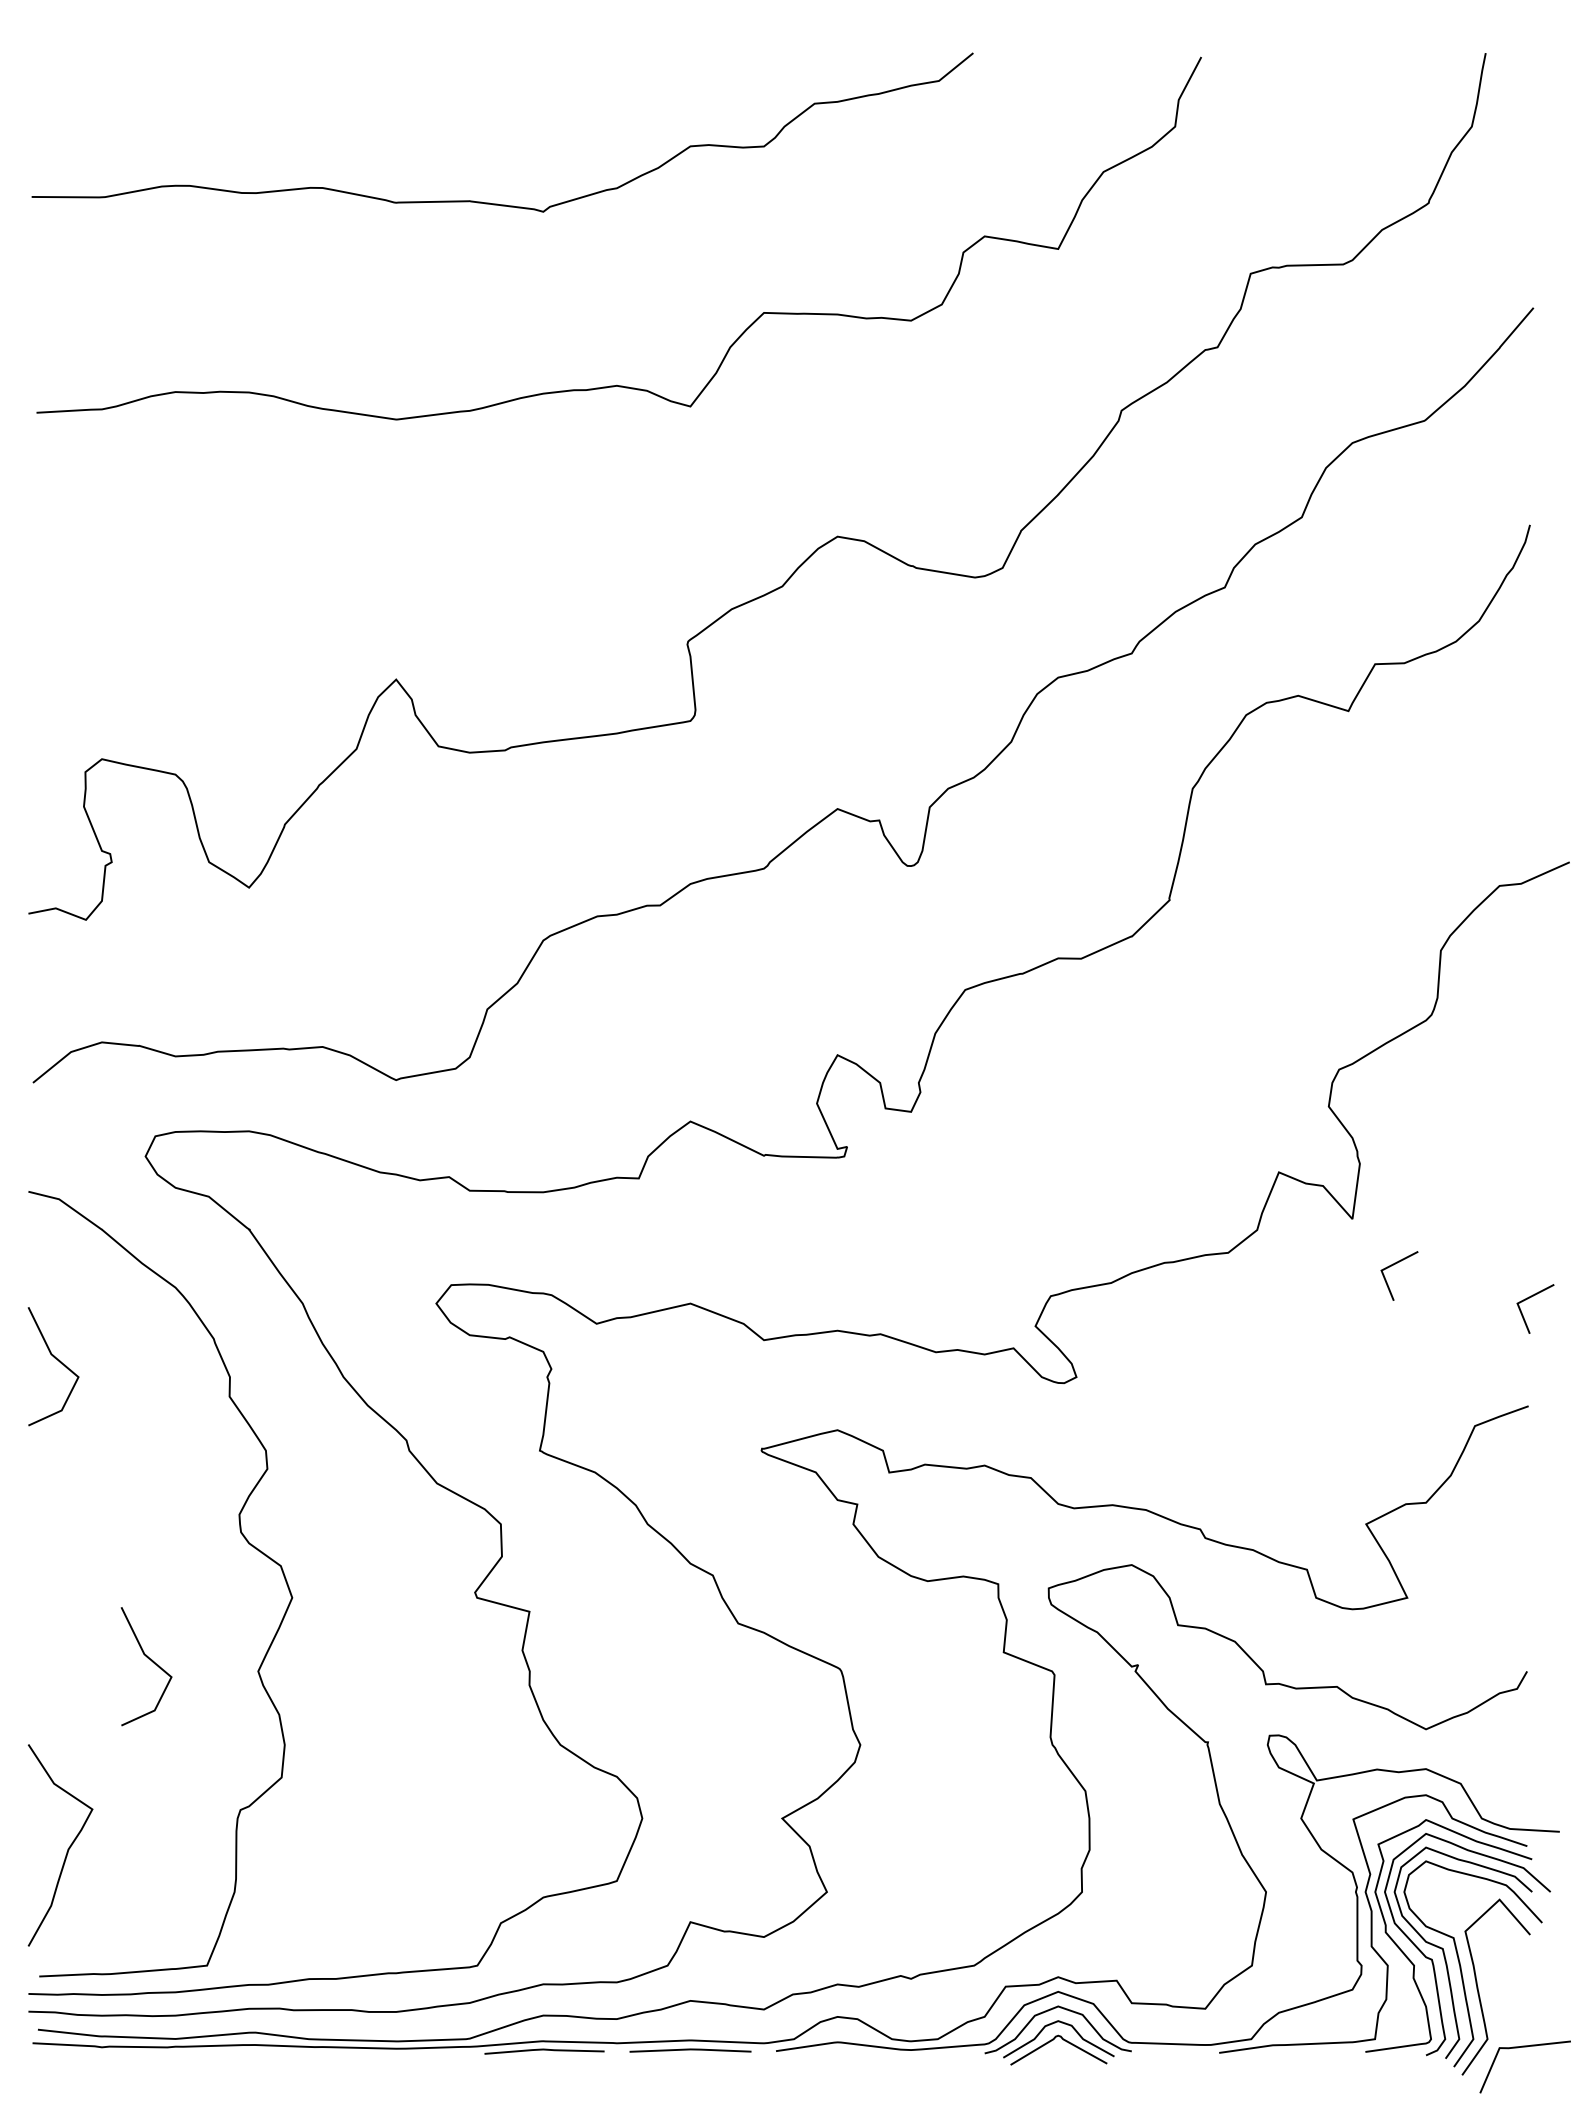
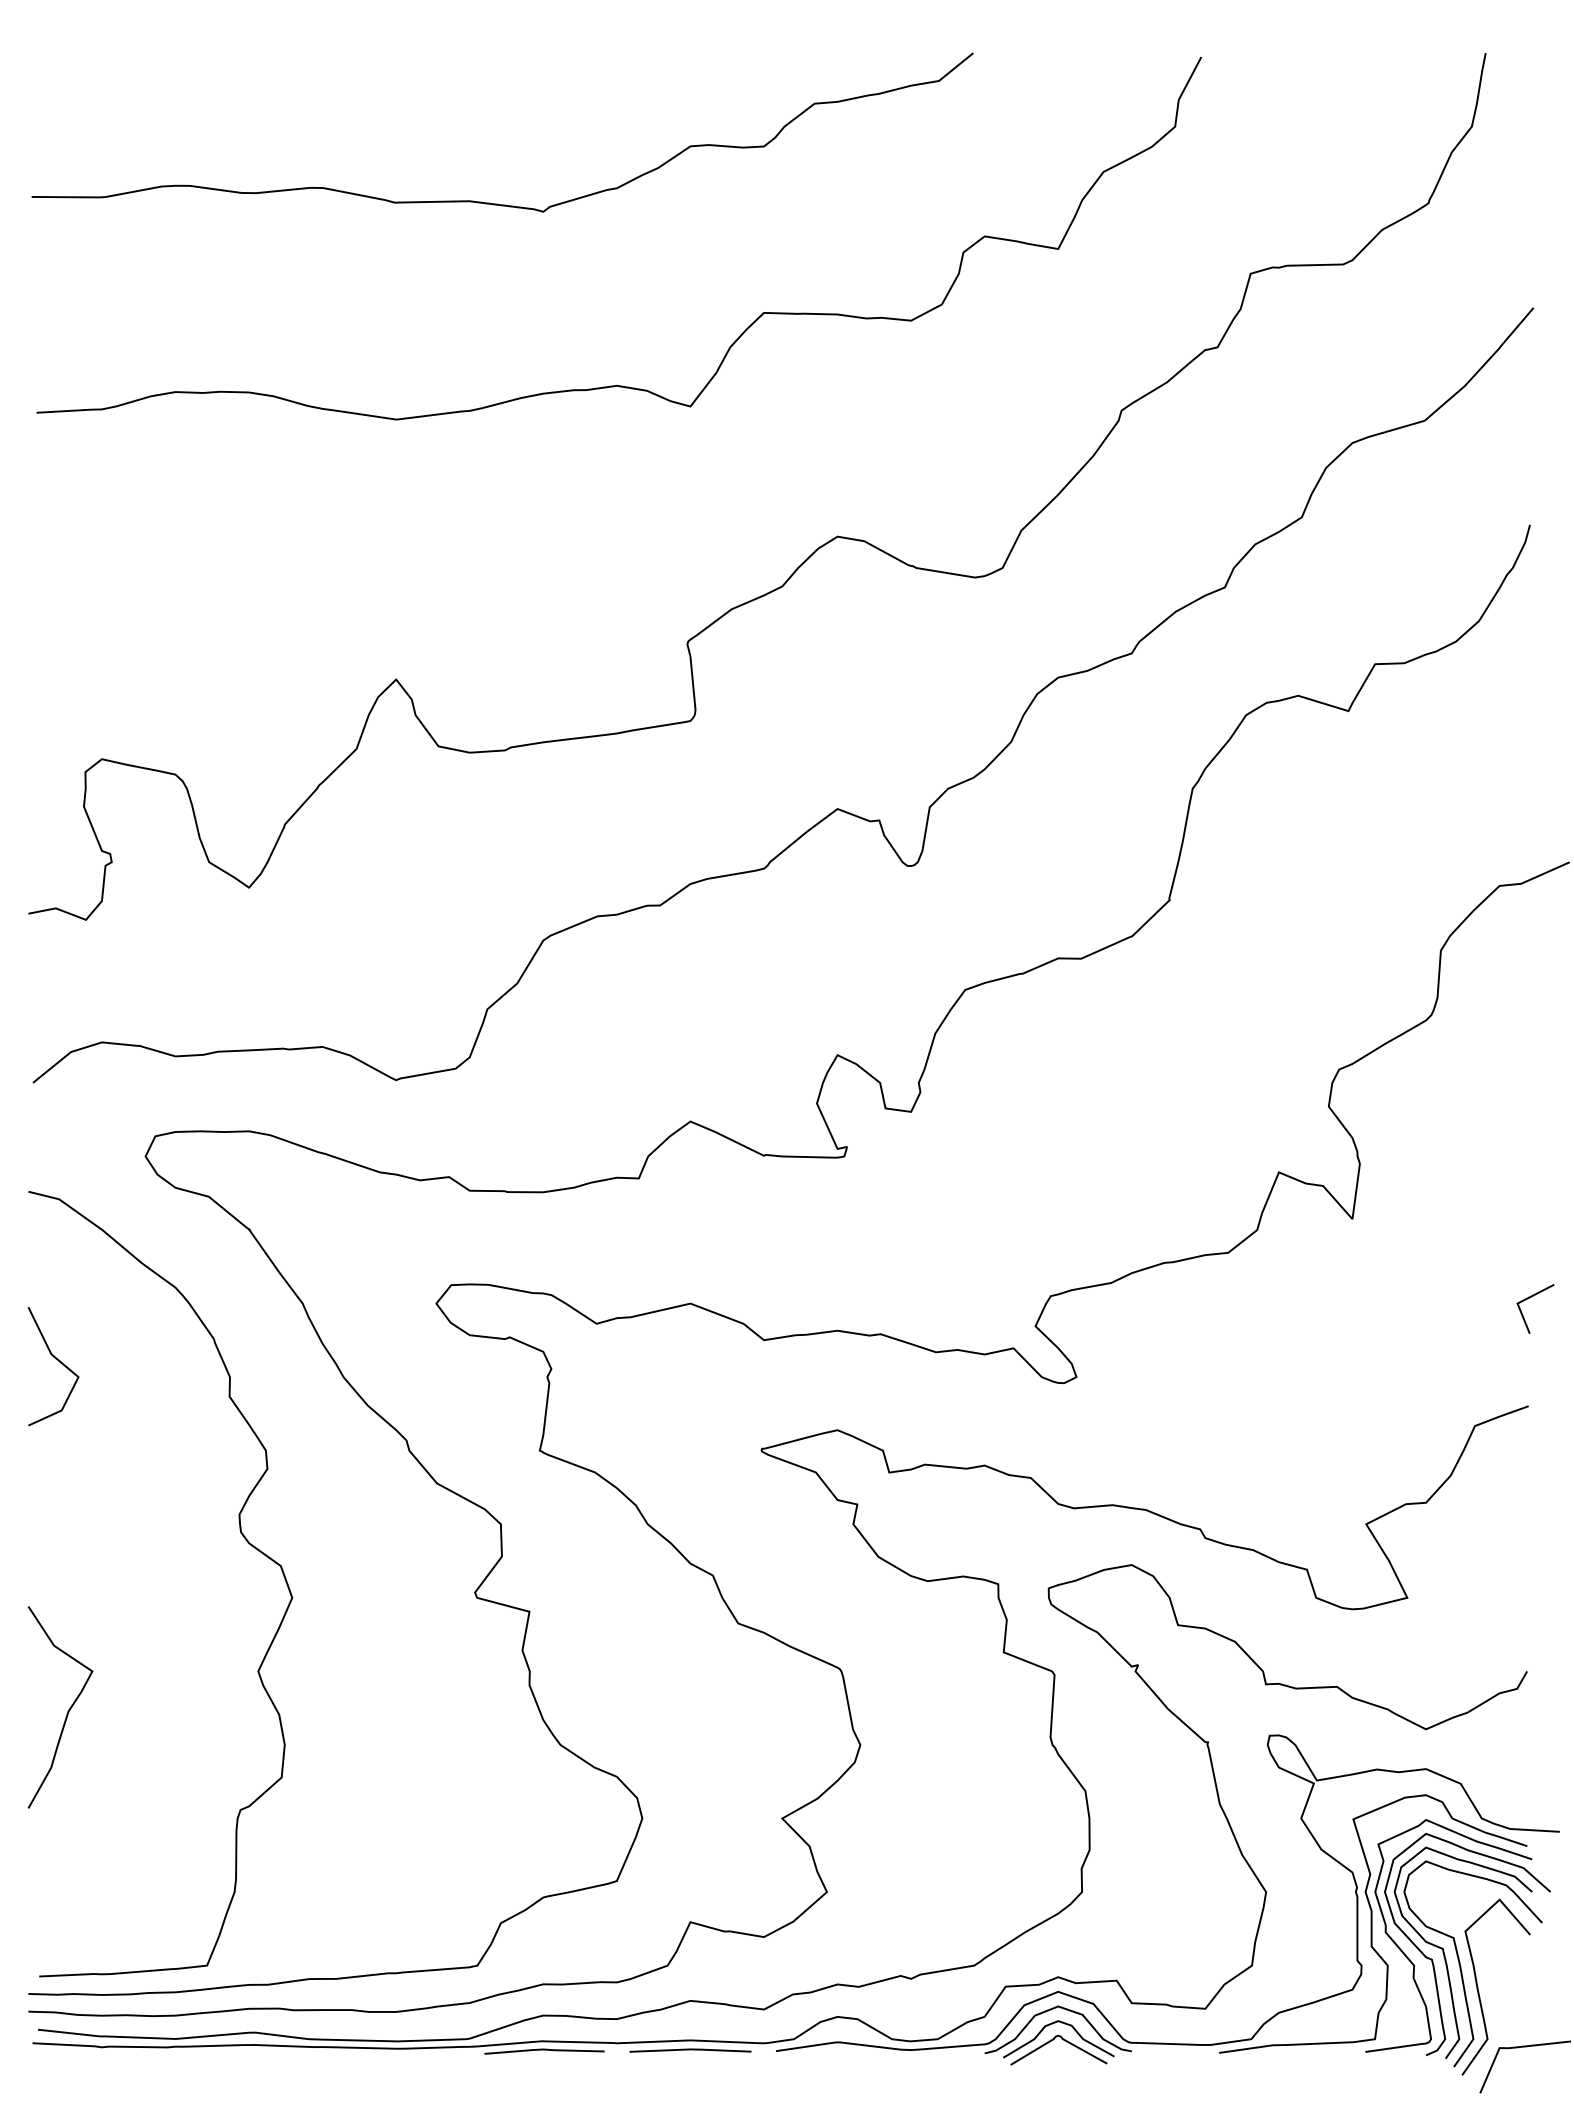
line: present -> none (1393, 1265)
line: present -> none (151, 1661)
curve position: (67, 1849) -> (67, 1711) (67, 1711)
